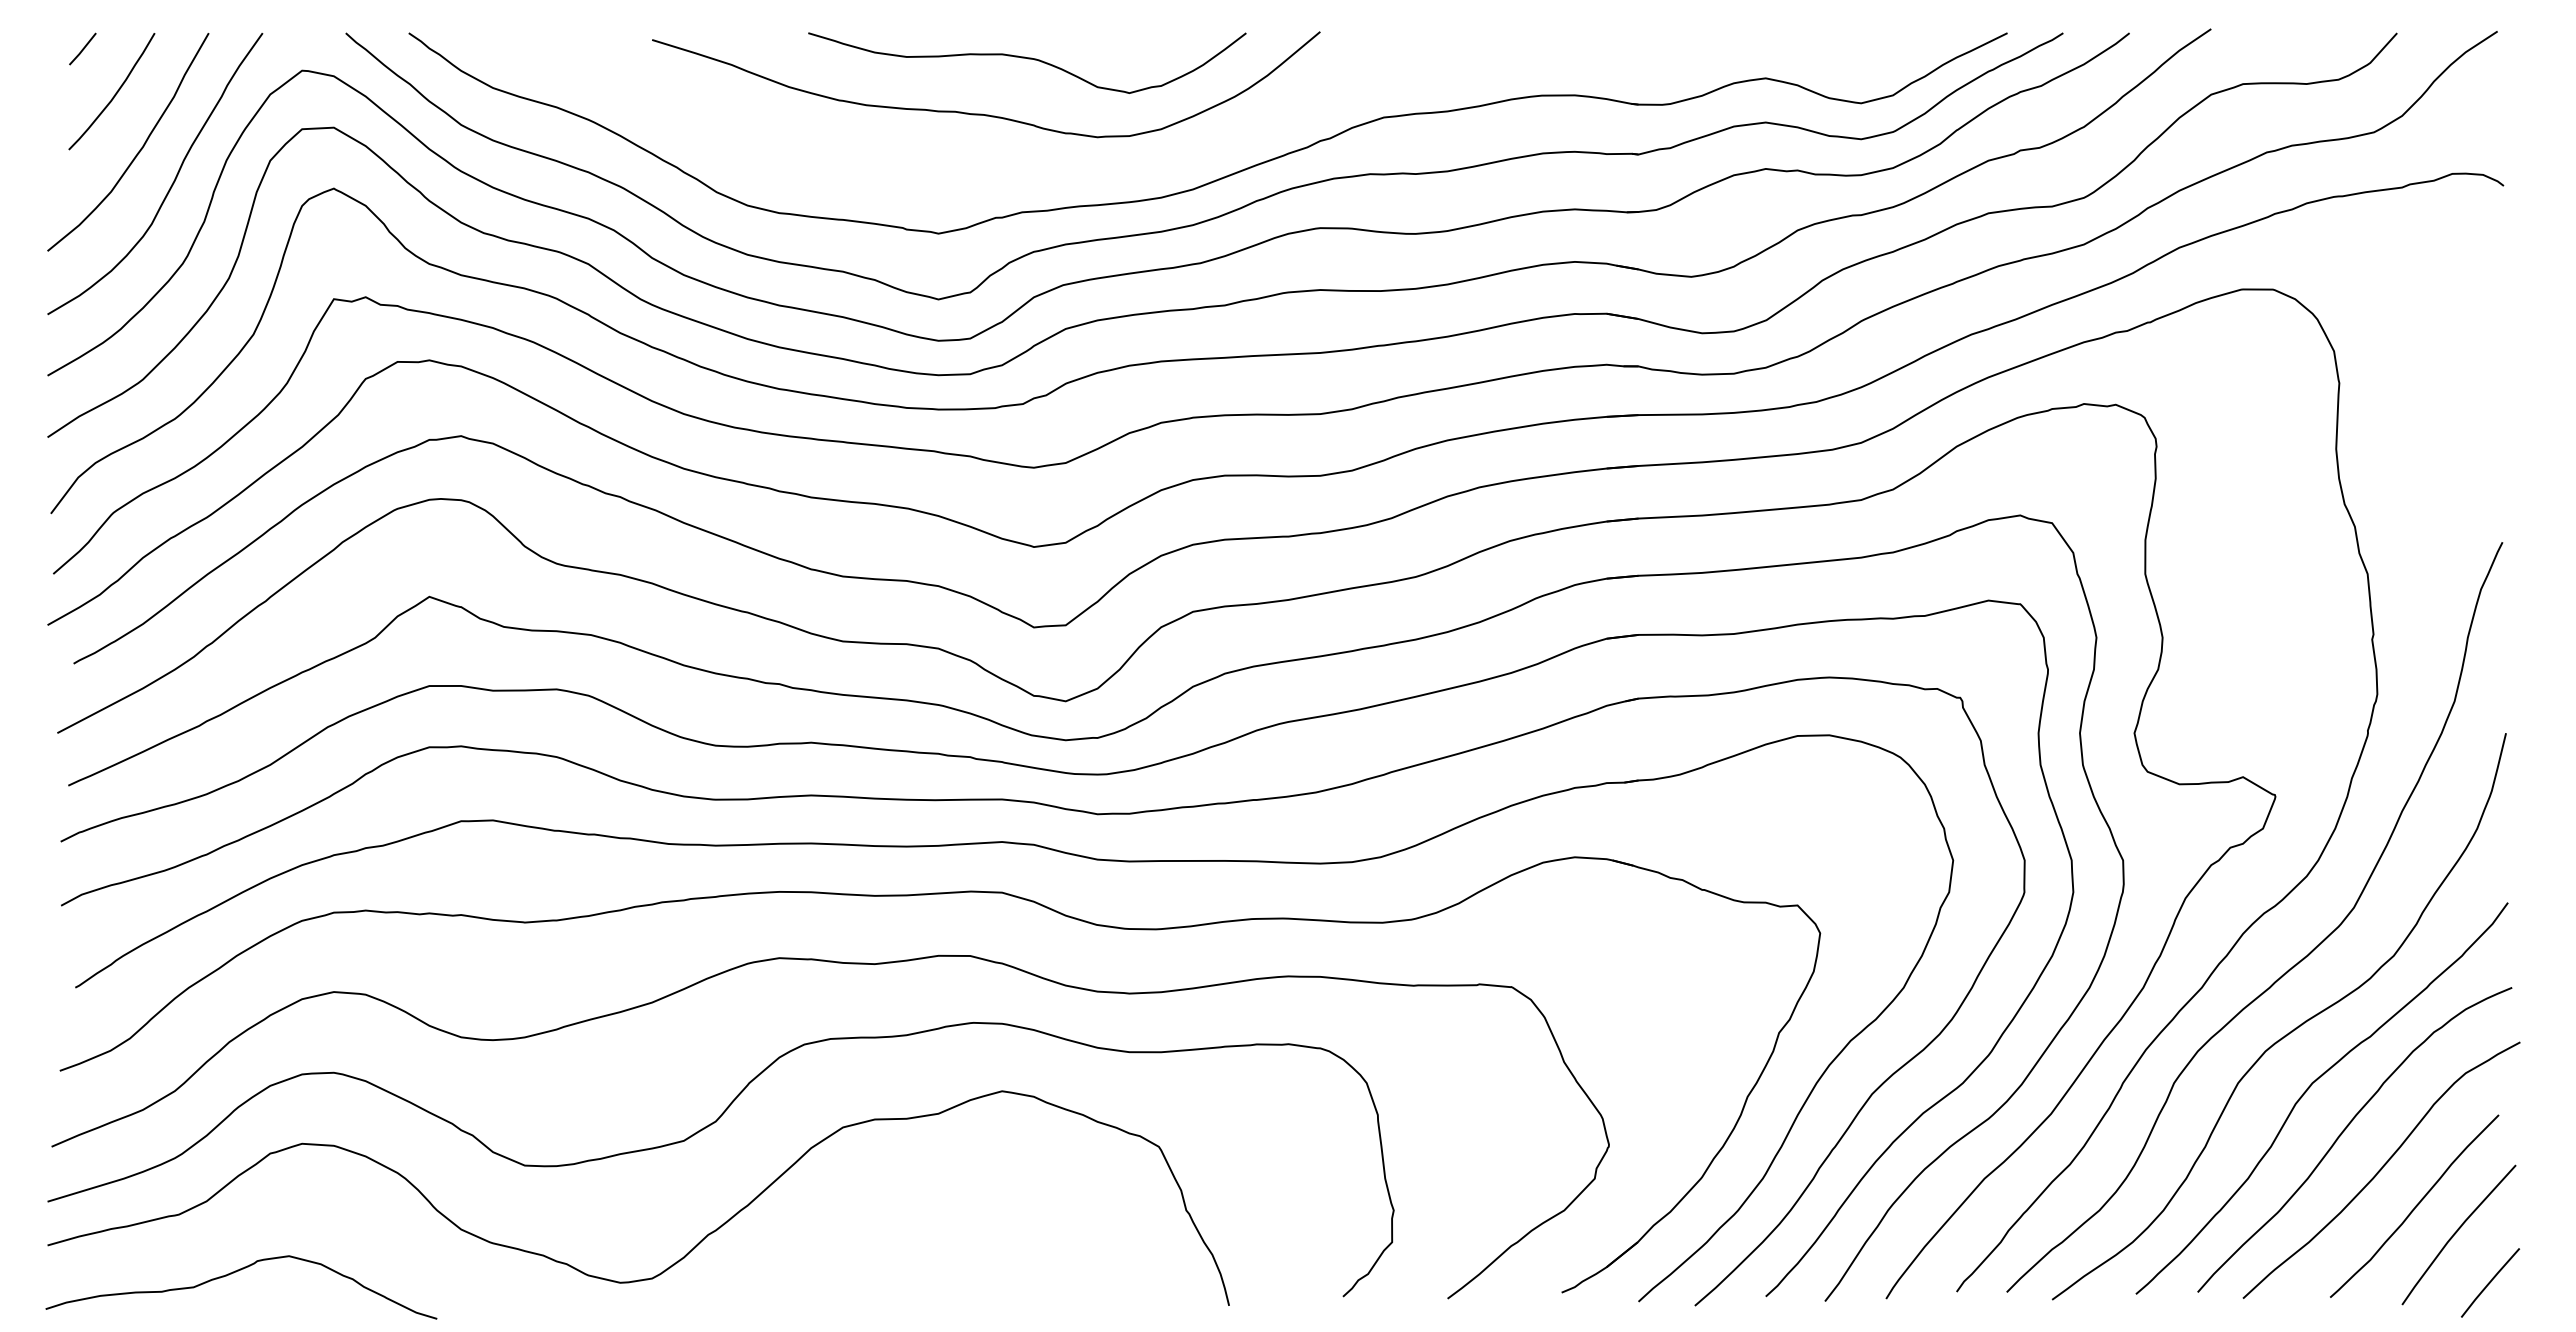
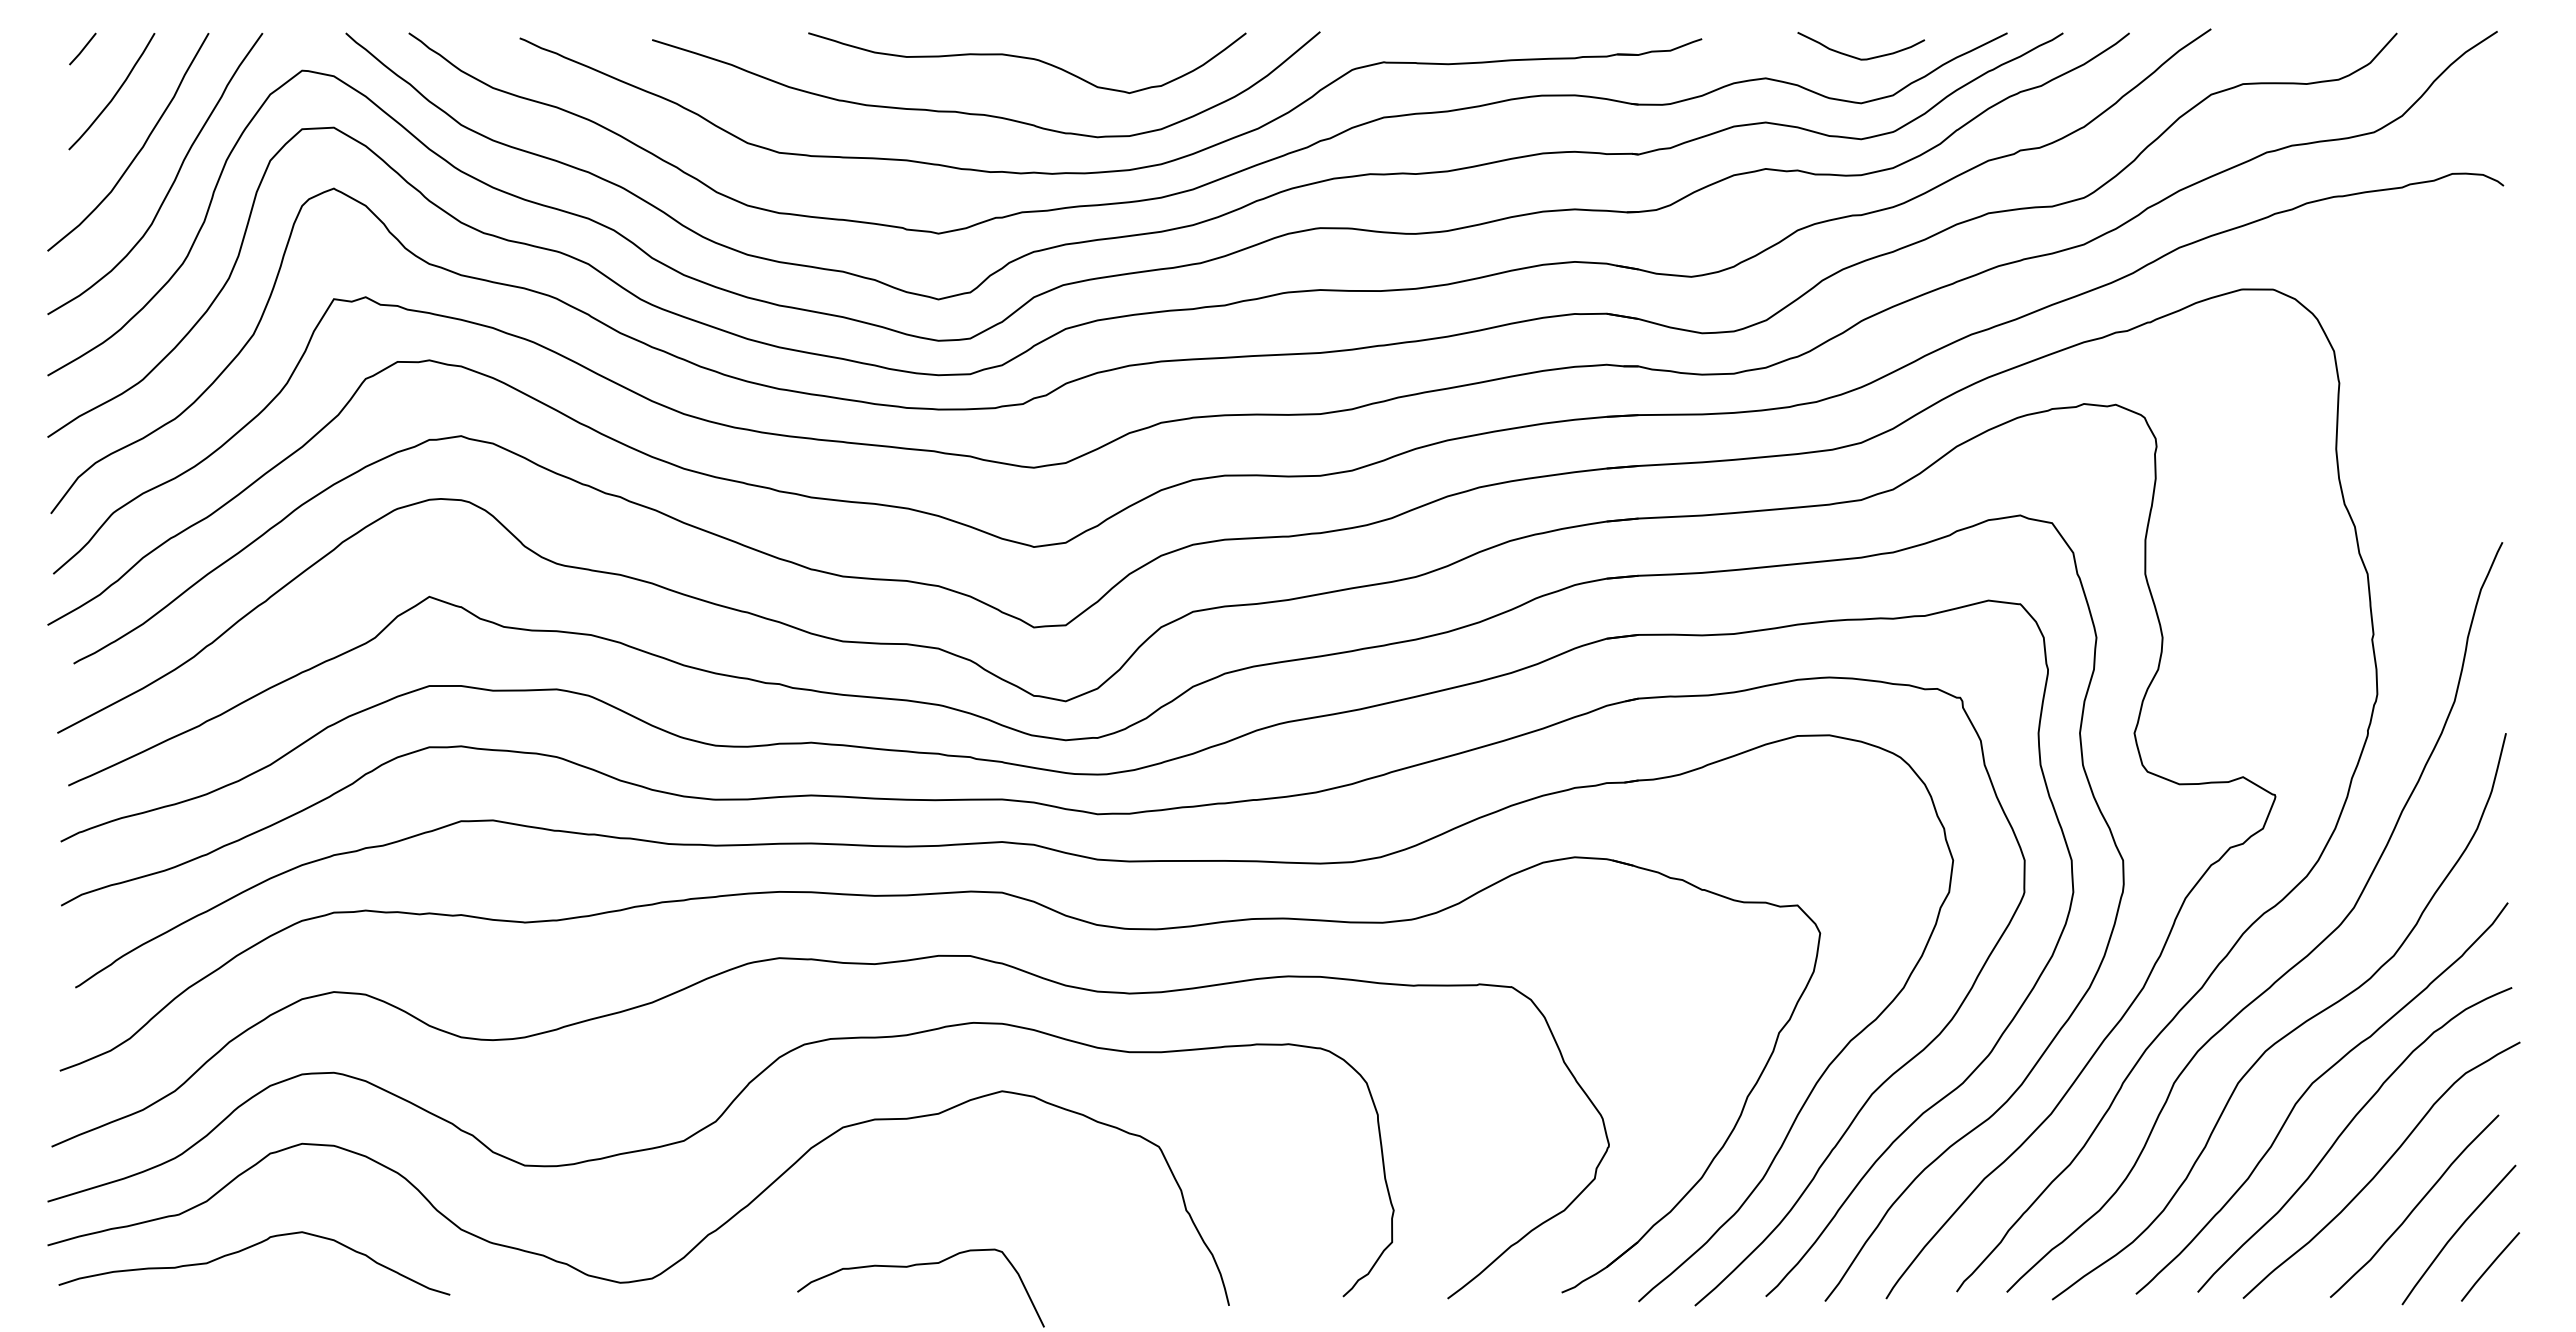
curve: none -> present (1858, 57)
part: none -> present (1120, 169)
curve: none -> present (920, 1265)
curve position: (236, 1272) -> (249, 1248) (249, 1248)
line position: (2490, 1282) -> (2490, 1266) (2490, 1266)
